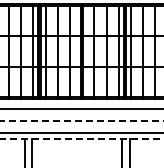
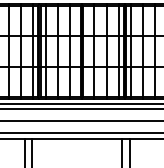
line: none -> present (81, 103)
line: dashed -> solid (81, 120)
line: dashed -> solid (81, 139)
